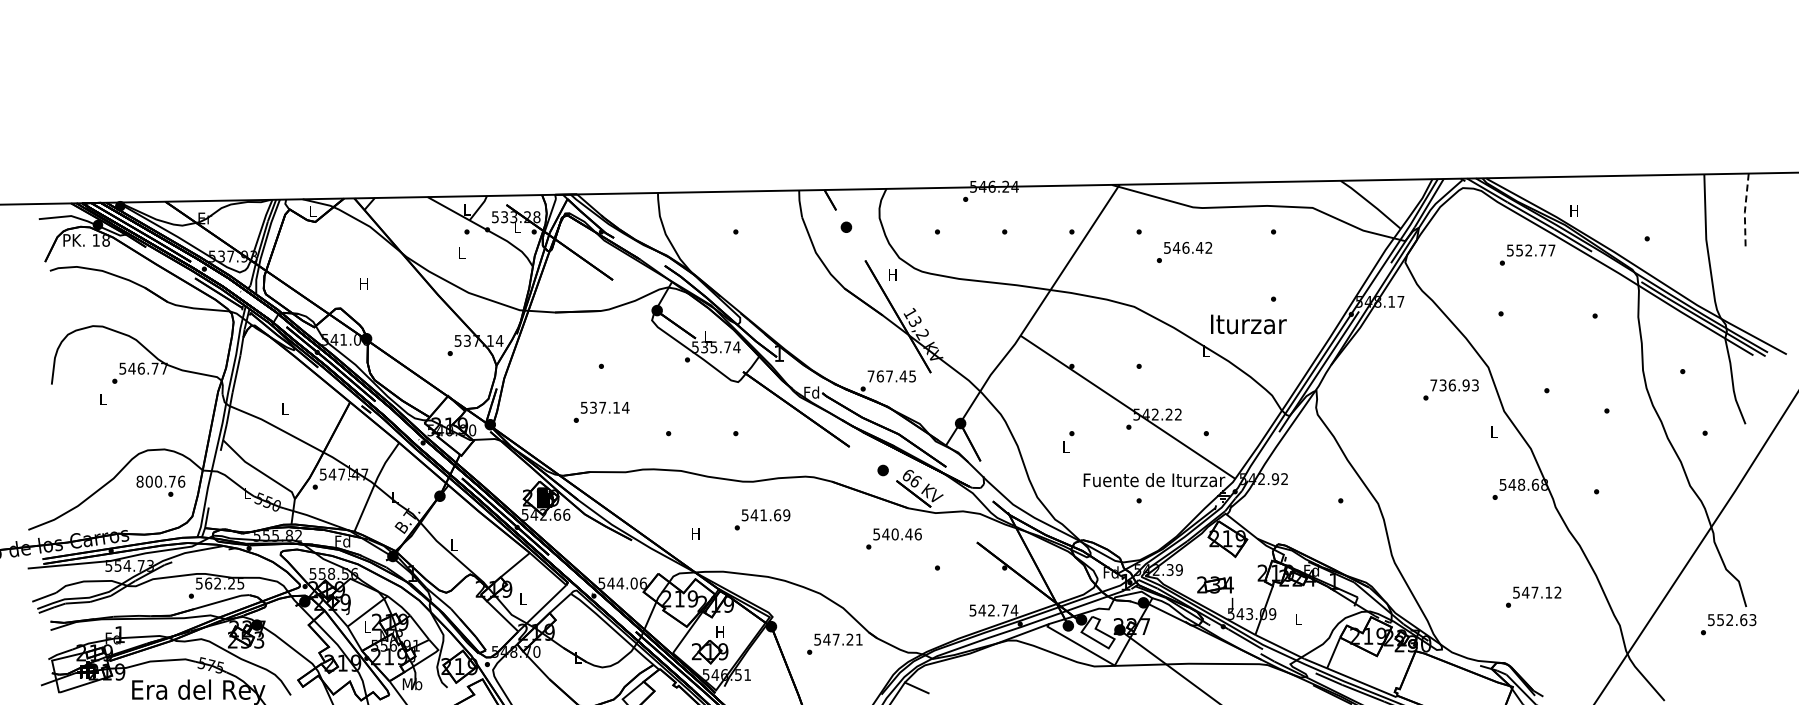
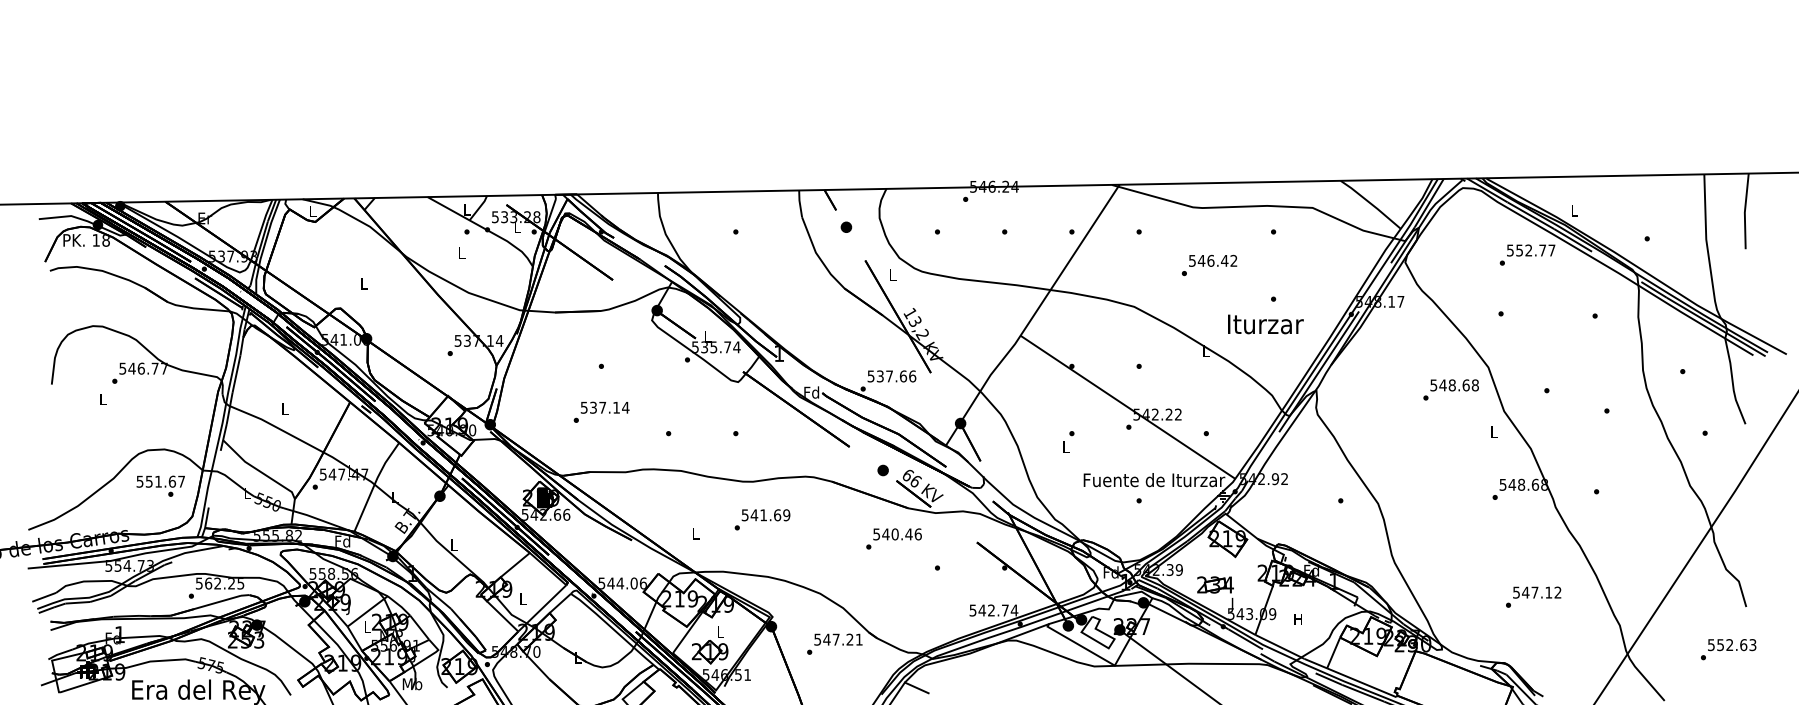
text: H -> L (1573, 210)
line: dashed -> solid (1744, 211)
text position: (1184, 252) -> (1209, 265) (1209, 265)
text: H -> L (892, 274)
text: H -> L (363, 283)
text position: (1248, 324) -> (1265, 324) (1265, 324)
text: 767.45 -> 537.66 (891, 376)
text: 736.93 -> 548.68 (1454, 385)
text: 800.76 -> 551.67 (160, 481)
text: H -> L (695, 533)
text: L -> H (1297, 619)
text position: (1728, 624) -> (1728, 649) (1728, 649)
text: H -> L (719, 631)
